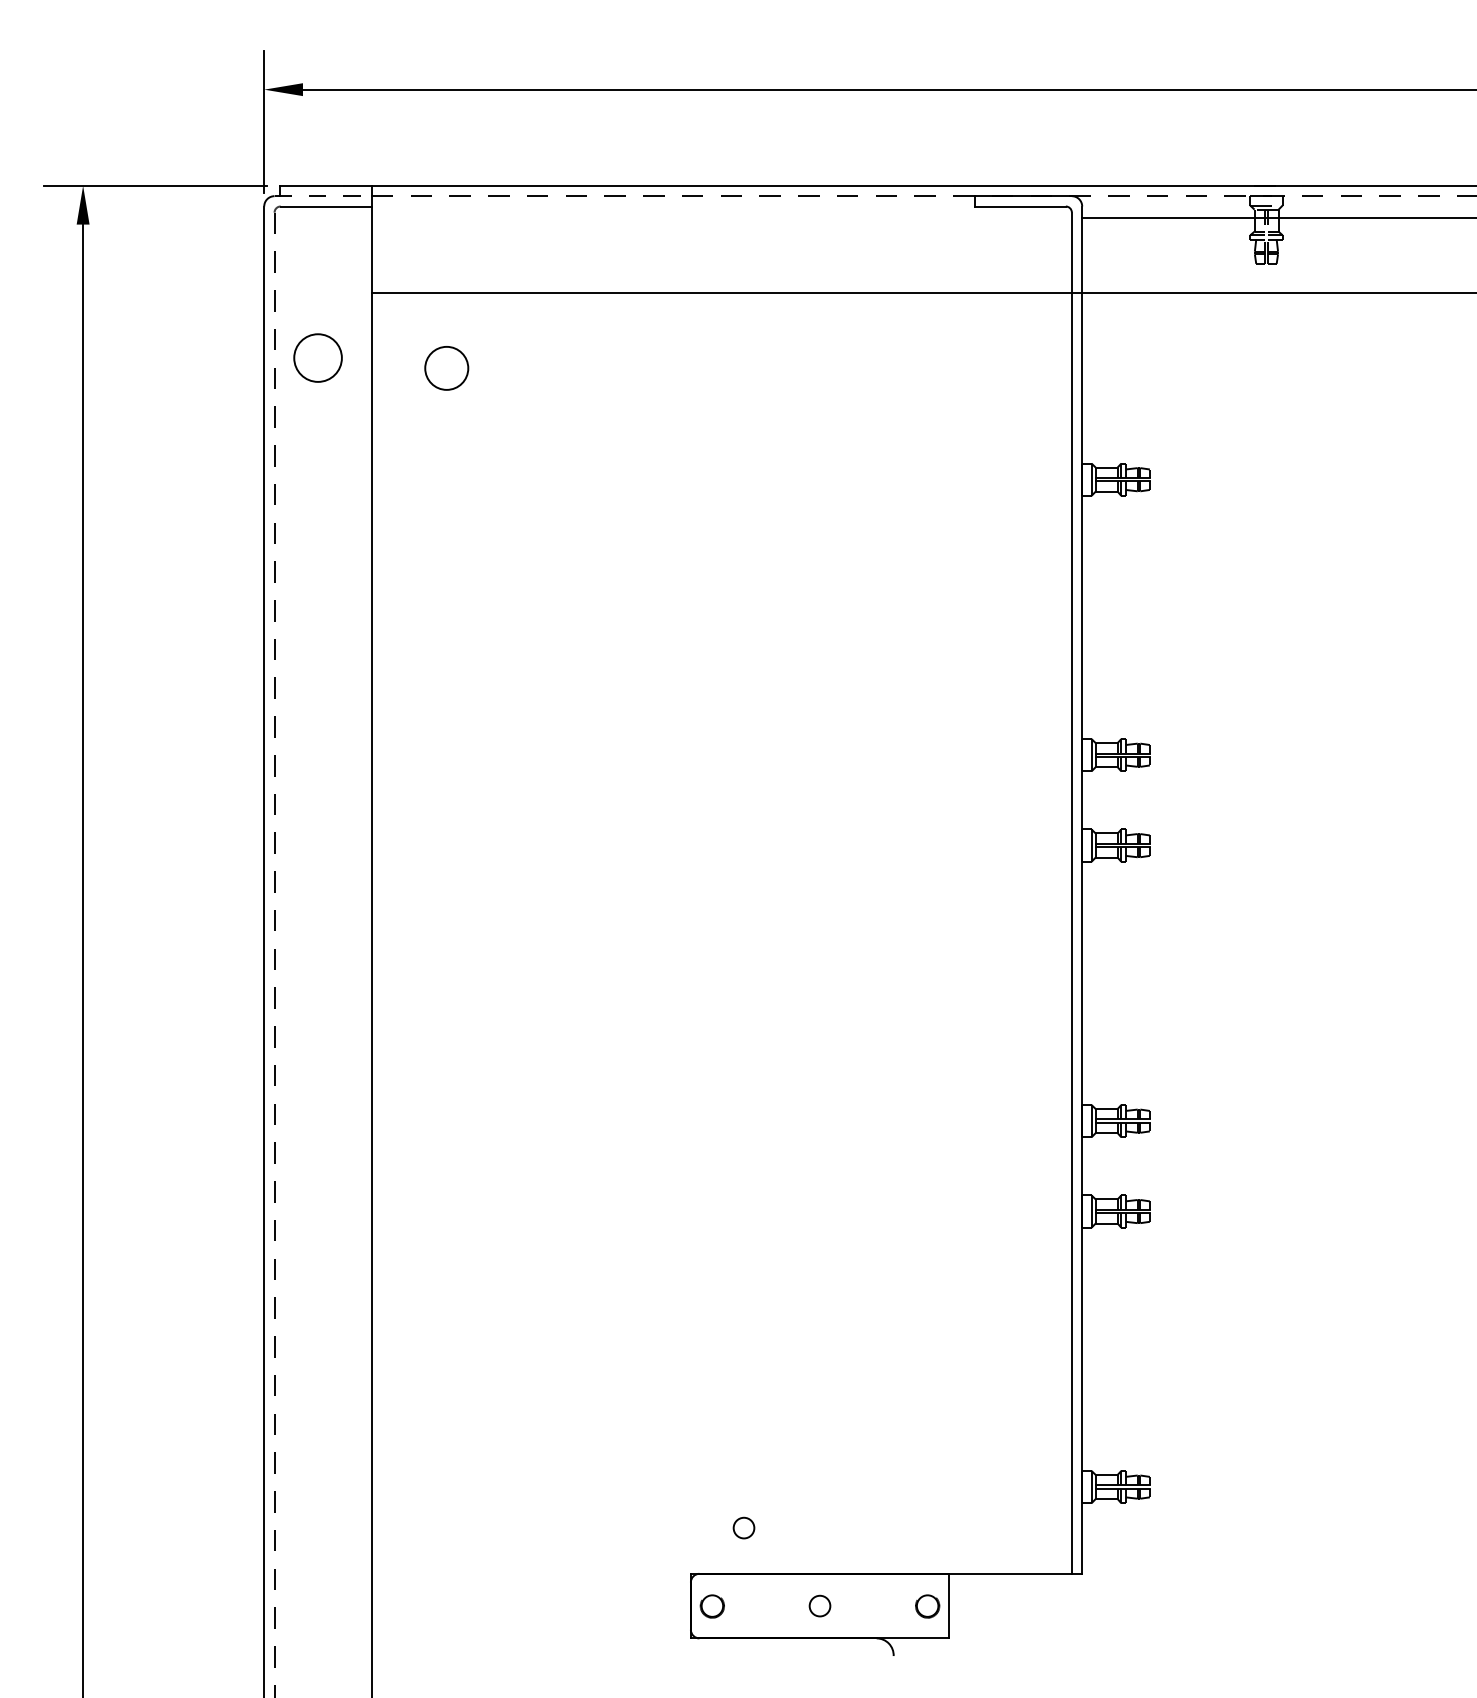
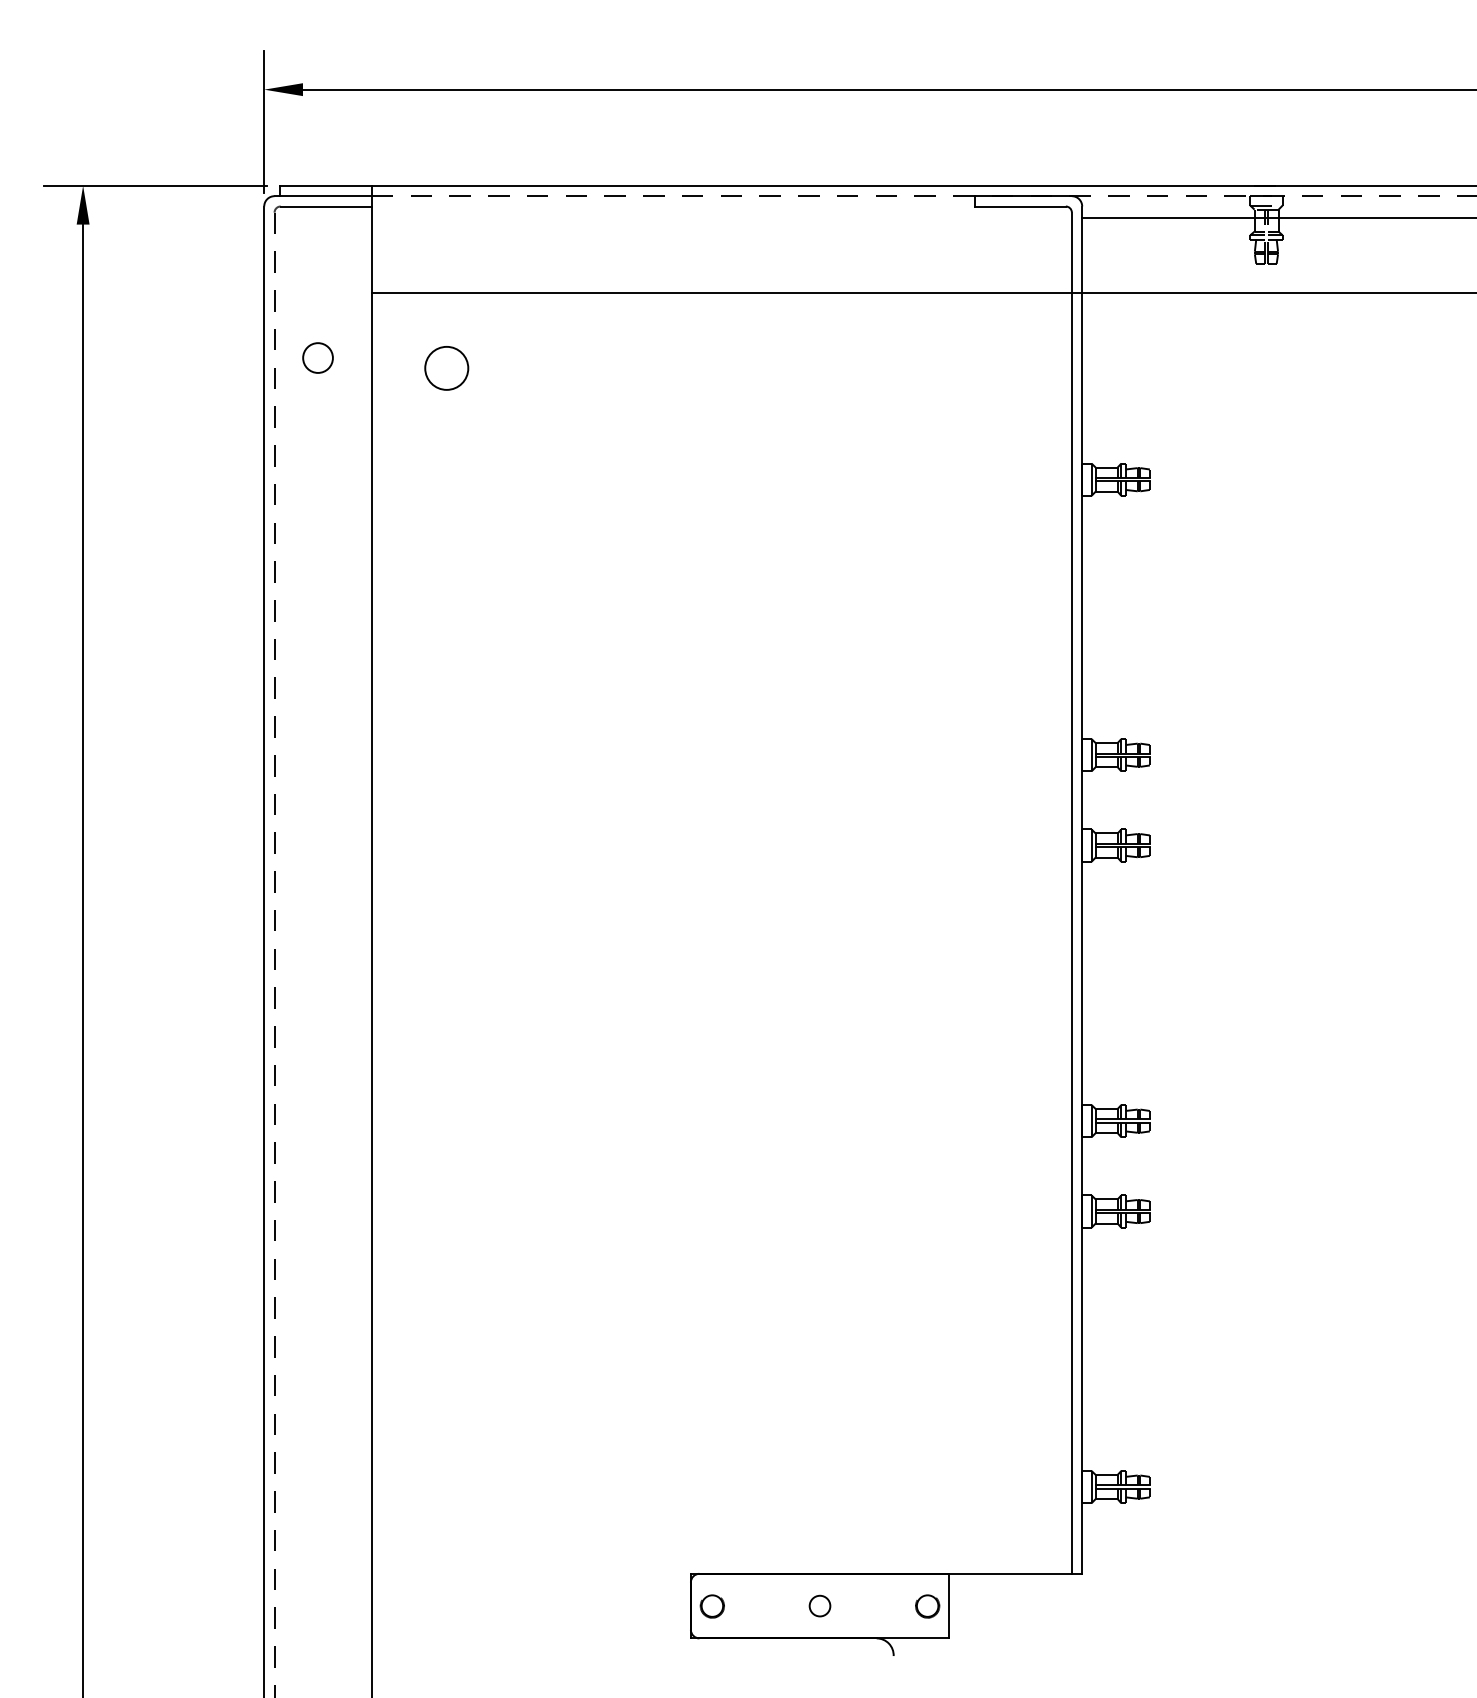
line: dashed -> solid (323, 196)
circle size: 50x50 px -> 32x32 px (317, 357)
circle: present -> none (743, 1527)
